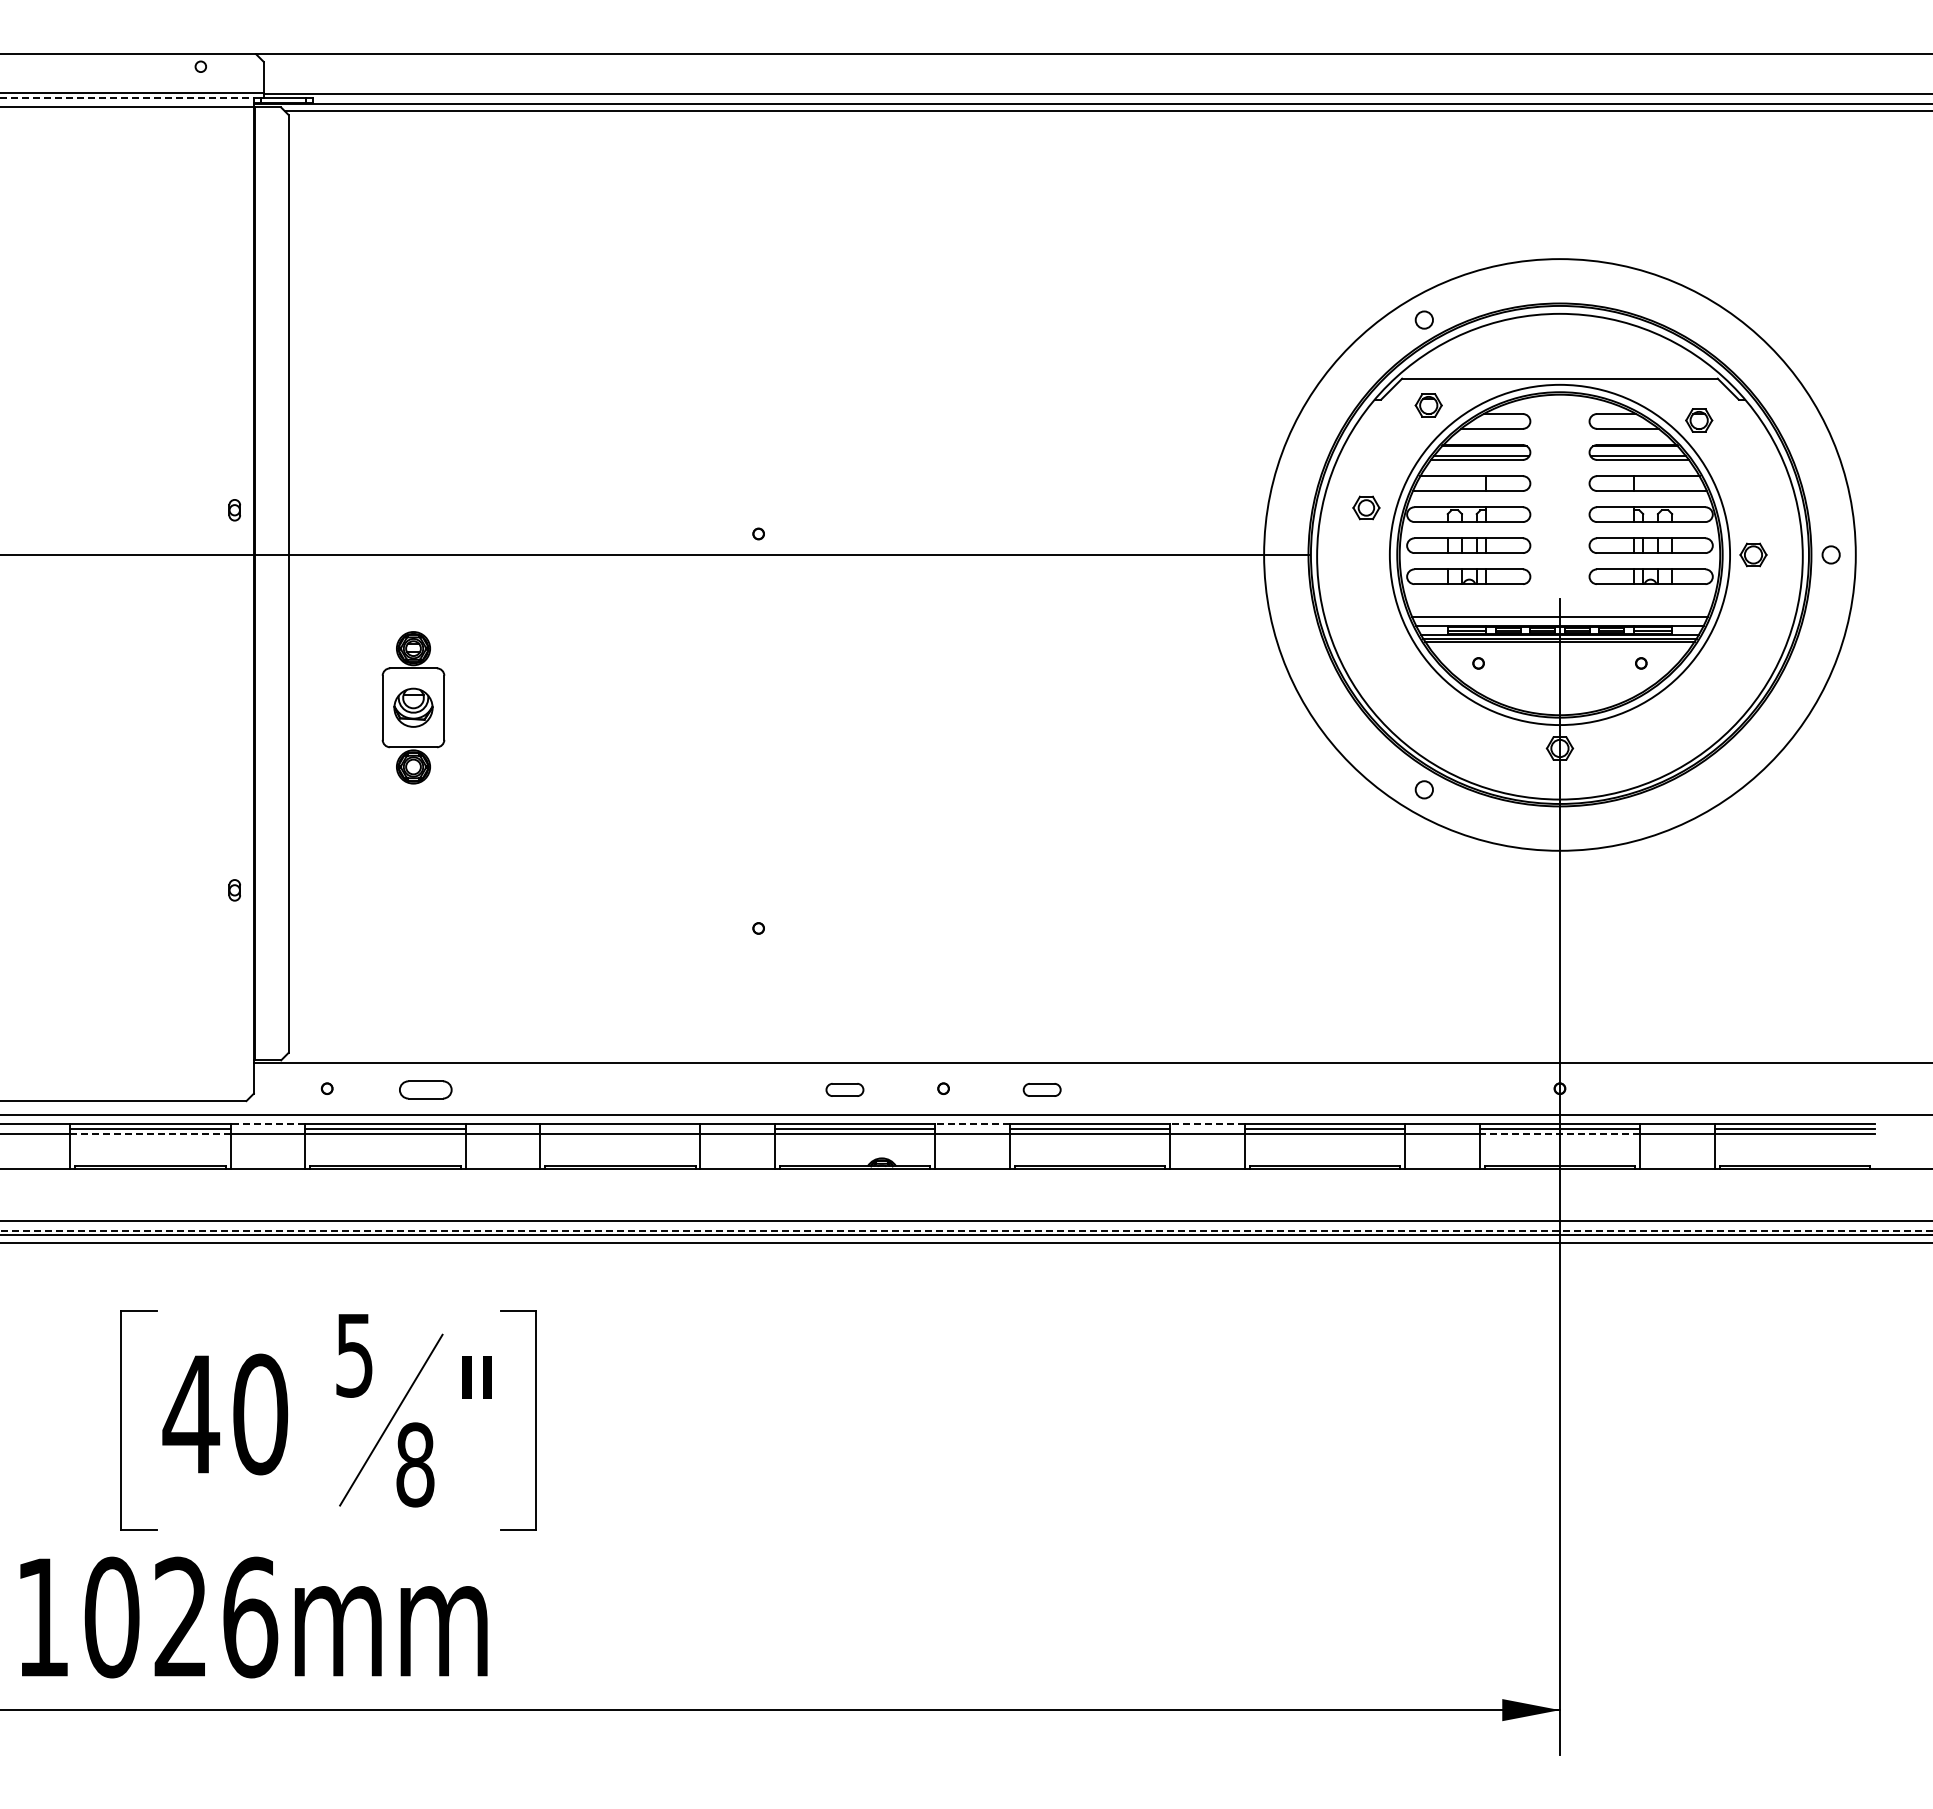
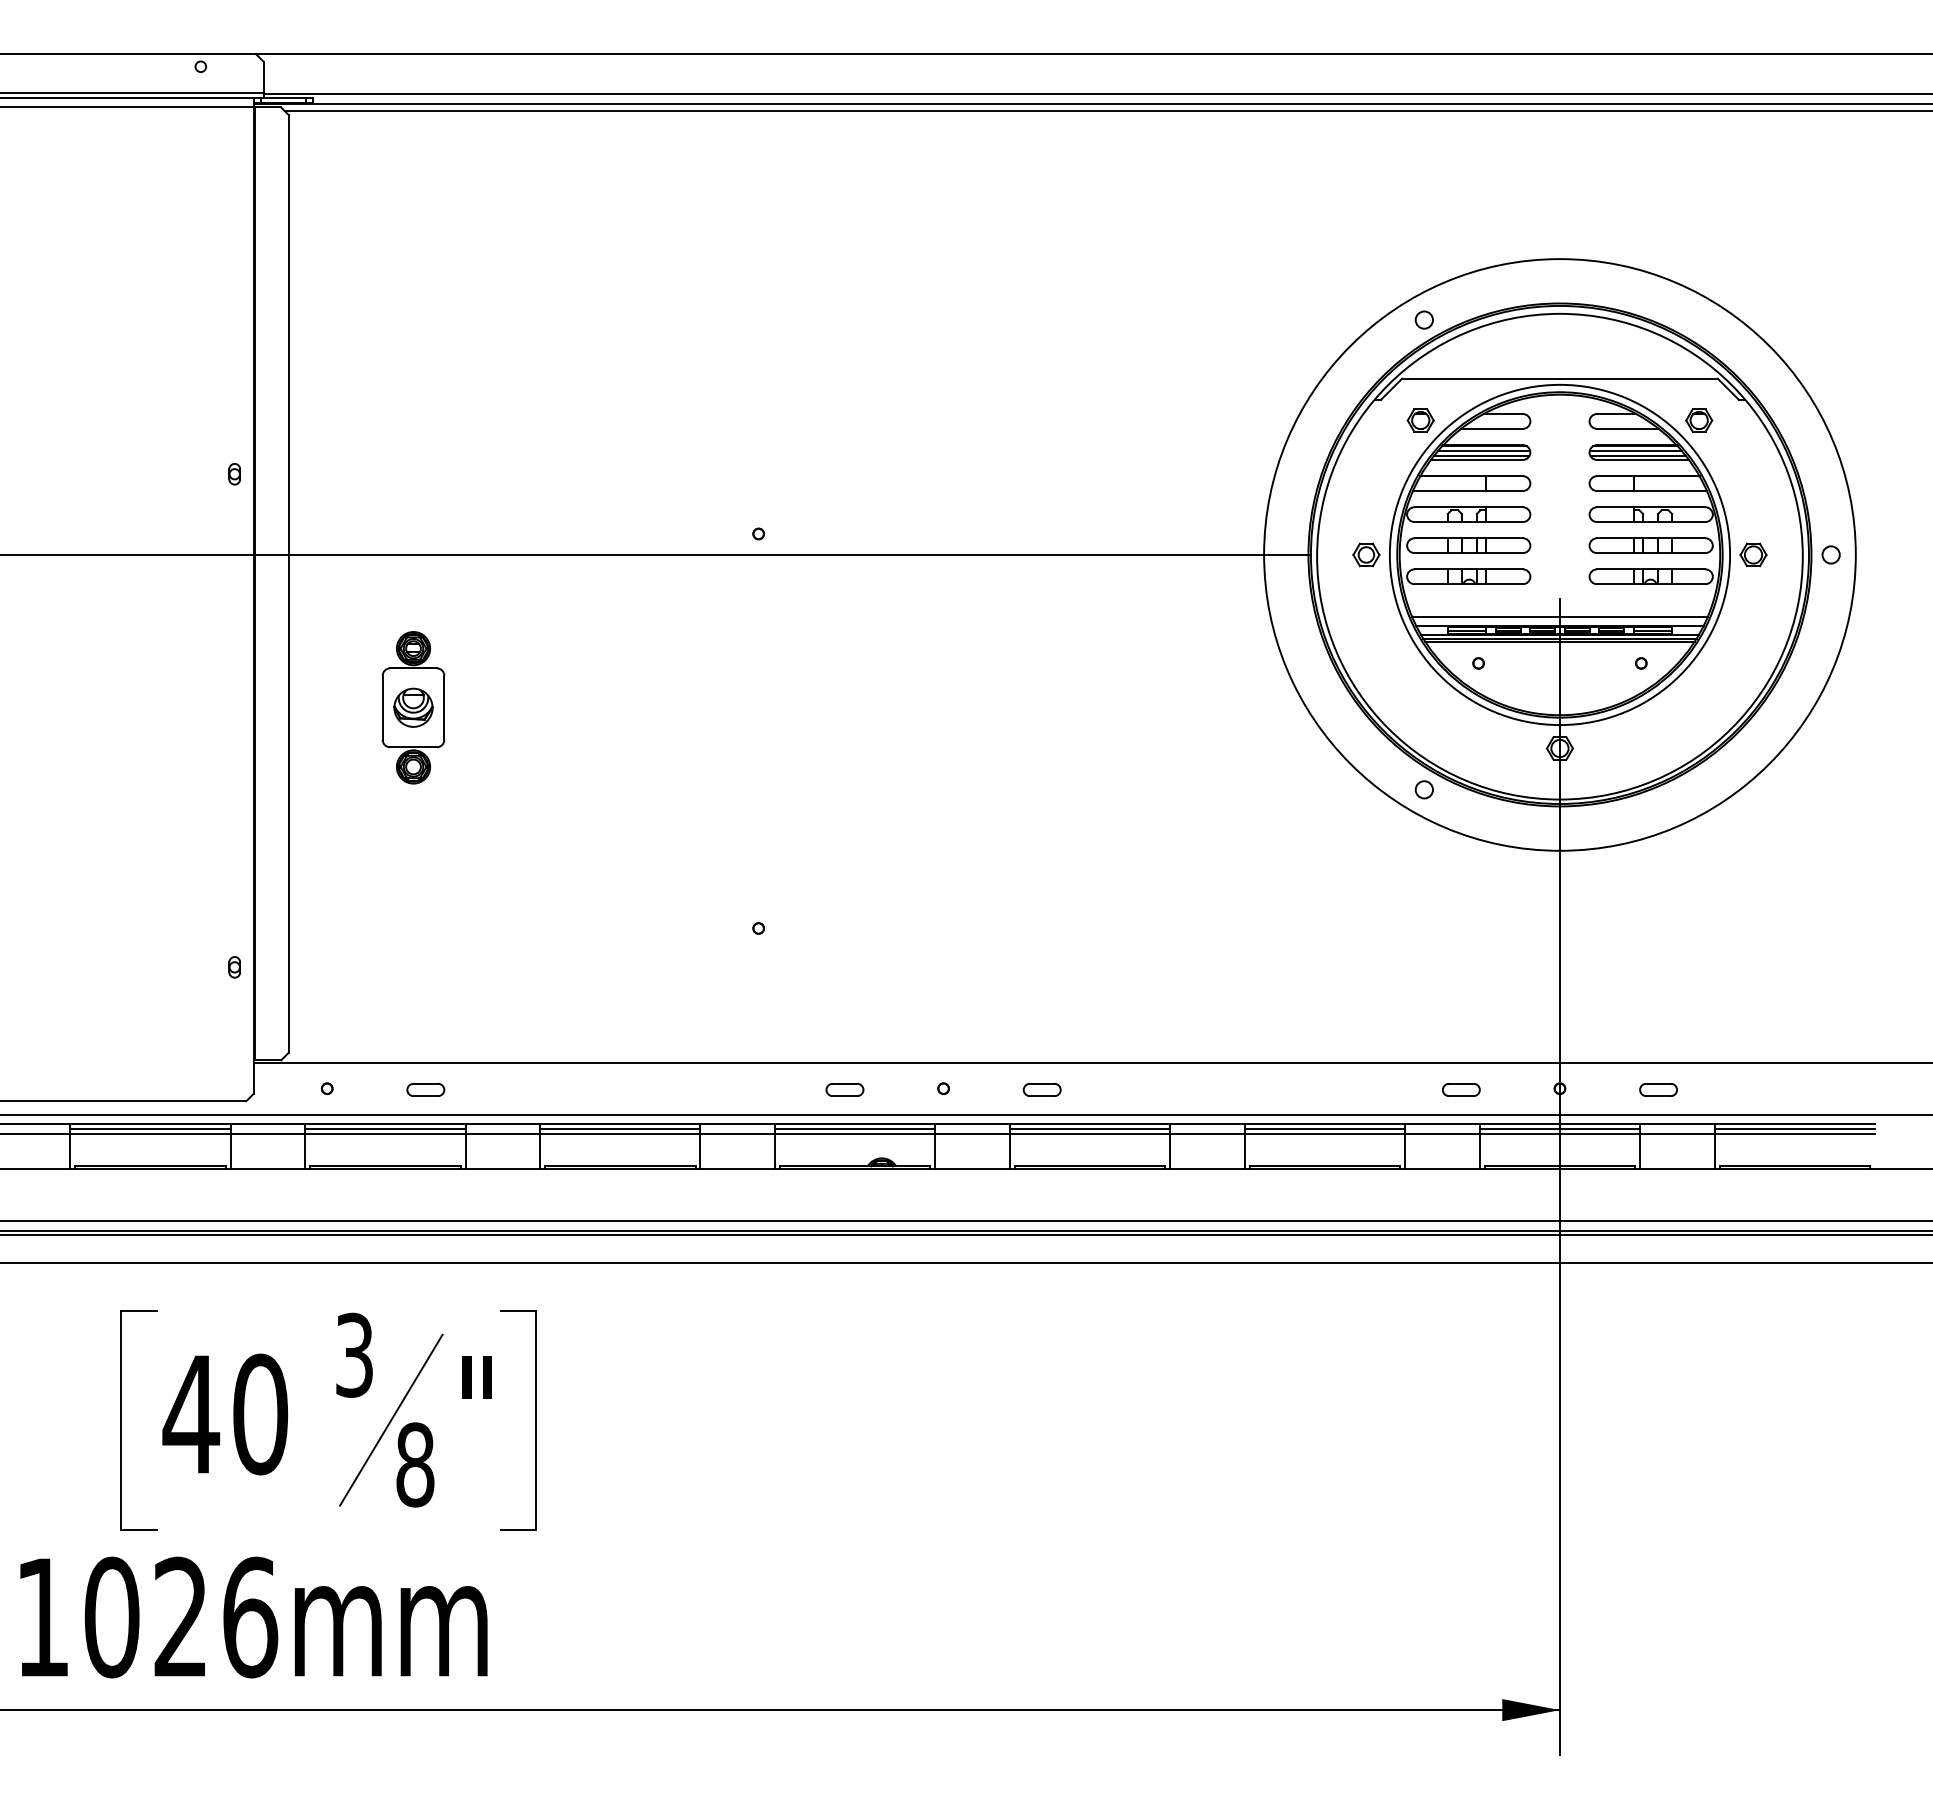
line: dashed -> solid (127, 97)
part position: (1428, 405) -> (1420, 420) (1420, 420)
line: none -> present (1483, 451)
line: none -> present (1635, 451)
part position: (1366, 507) -> (1366, 554) (1366, 554)
part position: (234, 510) -> (234, 474) (234, 474)
part position: (234, 890) -> (234, 967) (234, 967)
part size: 54x20 px -> 40x14 px (425, 1089)
part: none -> present (1461, 1089)
part: none -> present (1658, 1089)
line: dashed -> solid (267, 1124)
line: dashed -> solid (972, 1124)
line: dashed -> solid (1207, 1124)
line: none -> present (620, 1129)
line: dashed -> solid (150, 1134)
line: dashed -> solid (1559, 1134)
line: dashed -> solid (966, 1230)
line position: (965, 1242) -> (965, 1262) (965, 1262)
text: 5 -> 3 (354, 1354)
